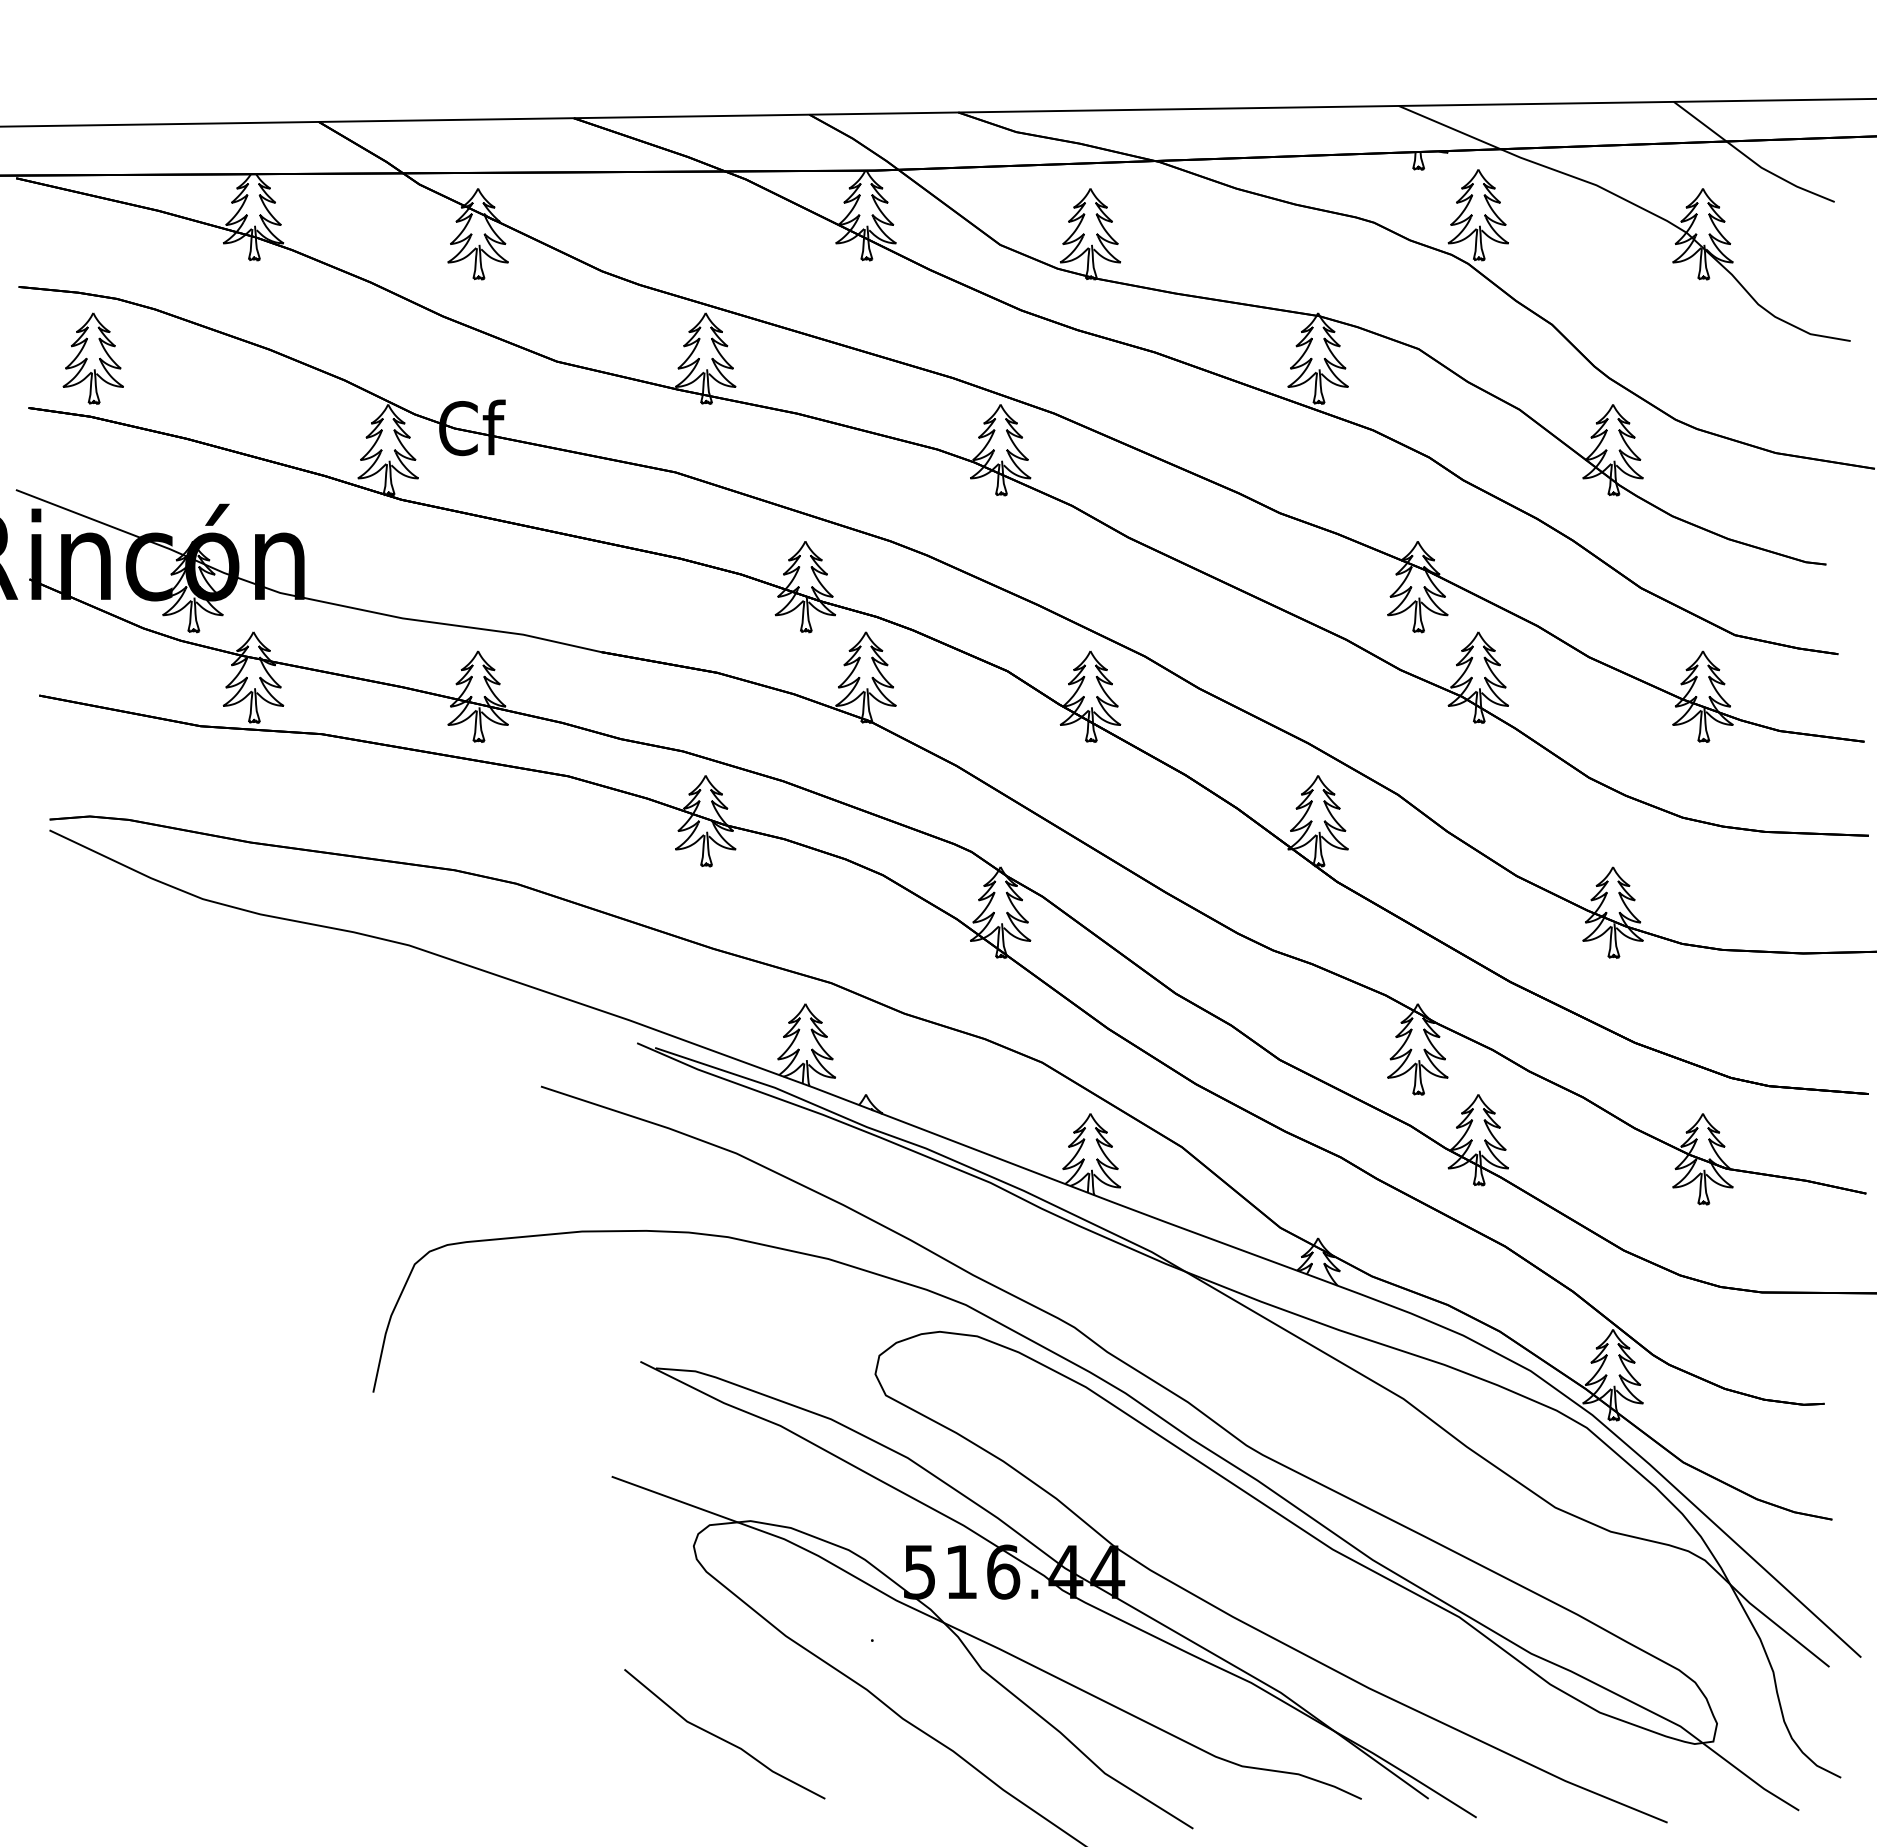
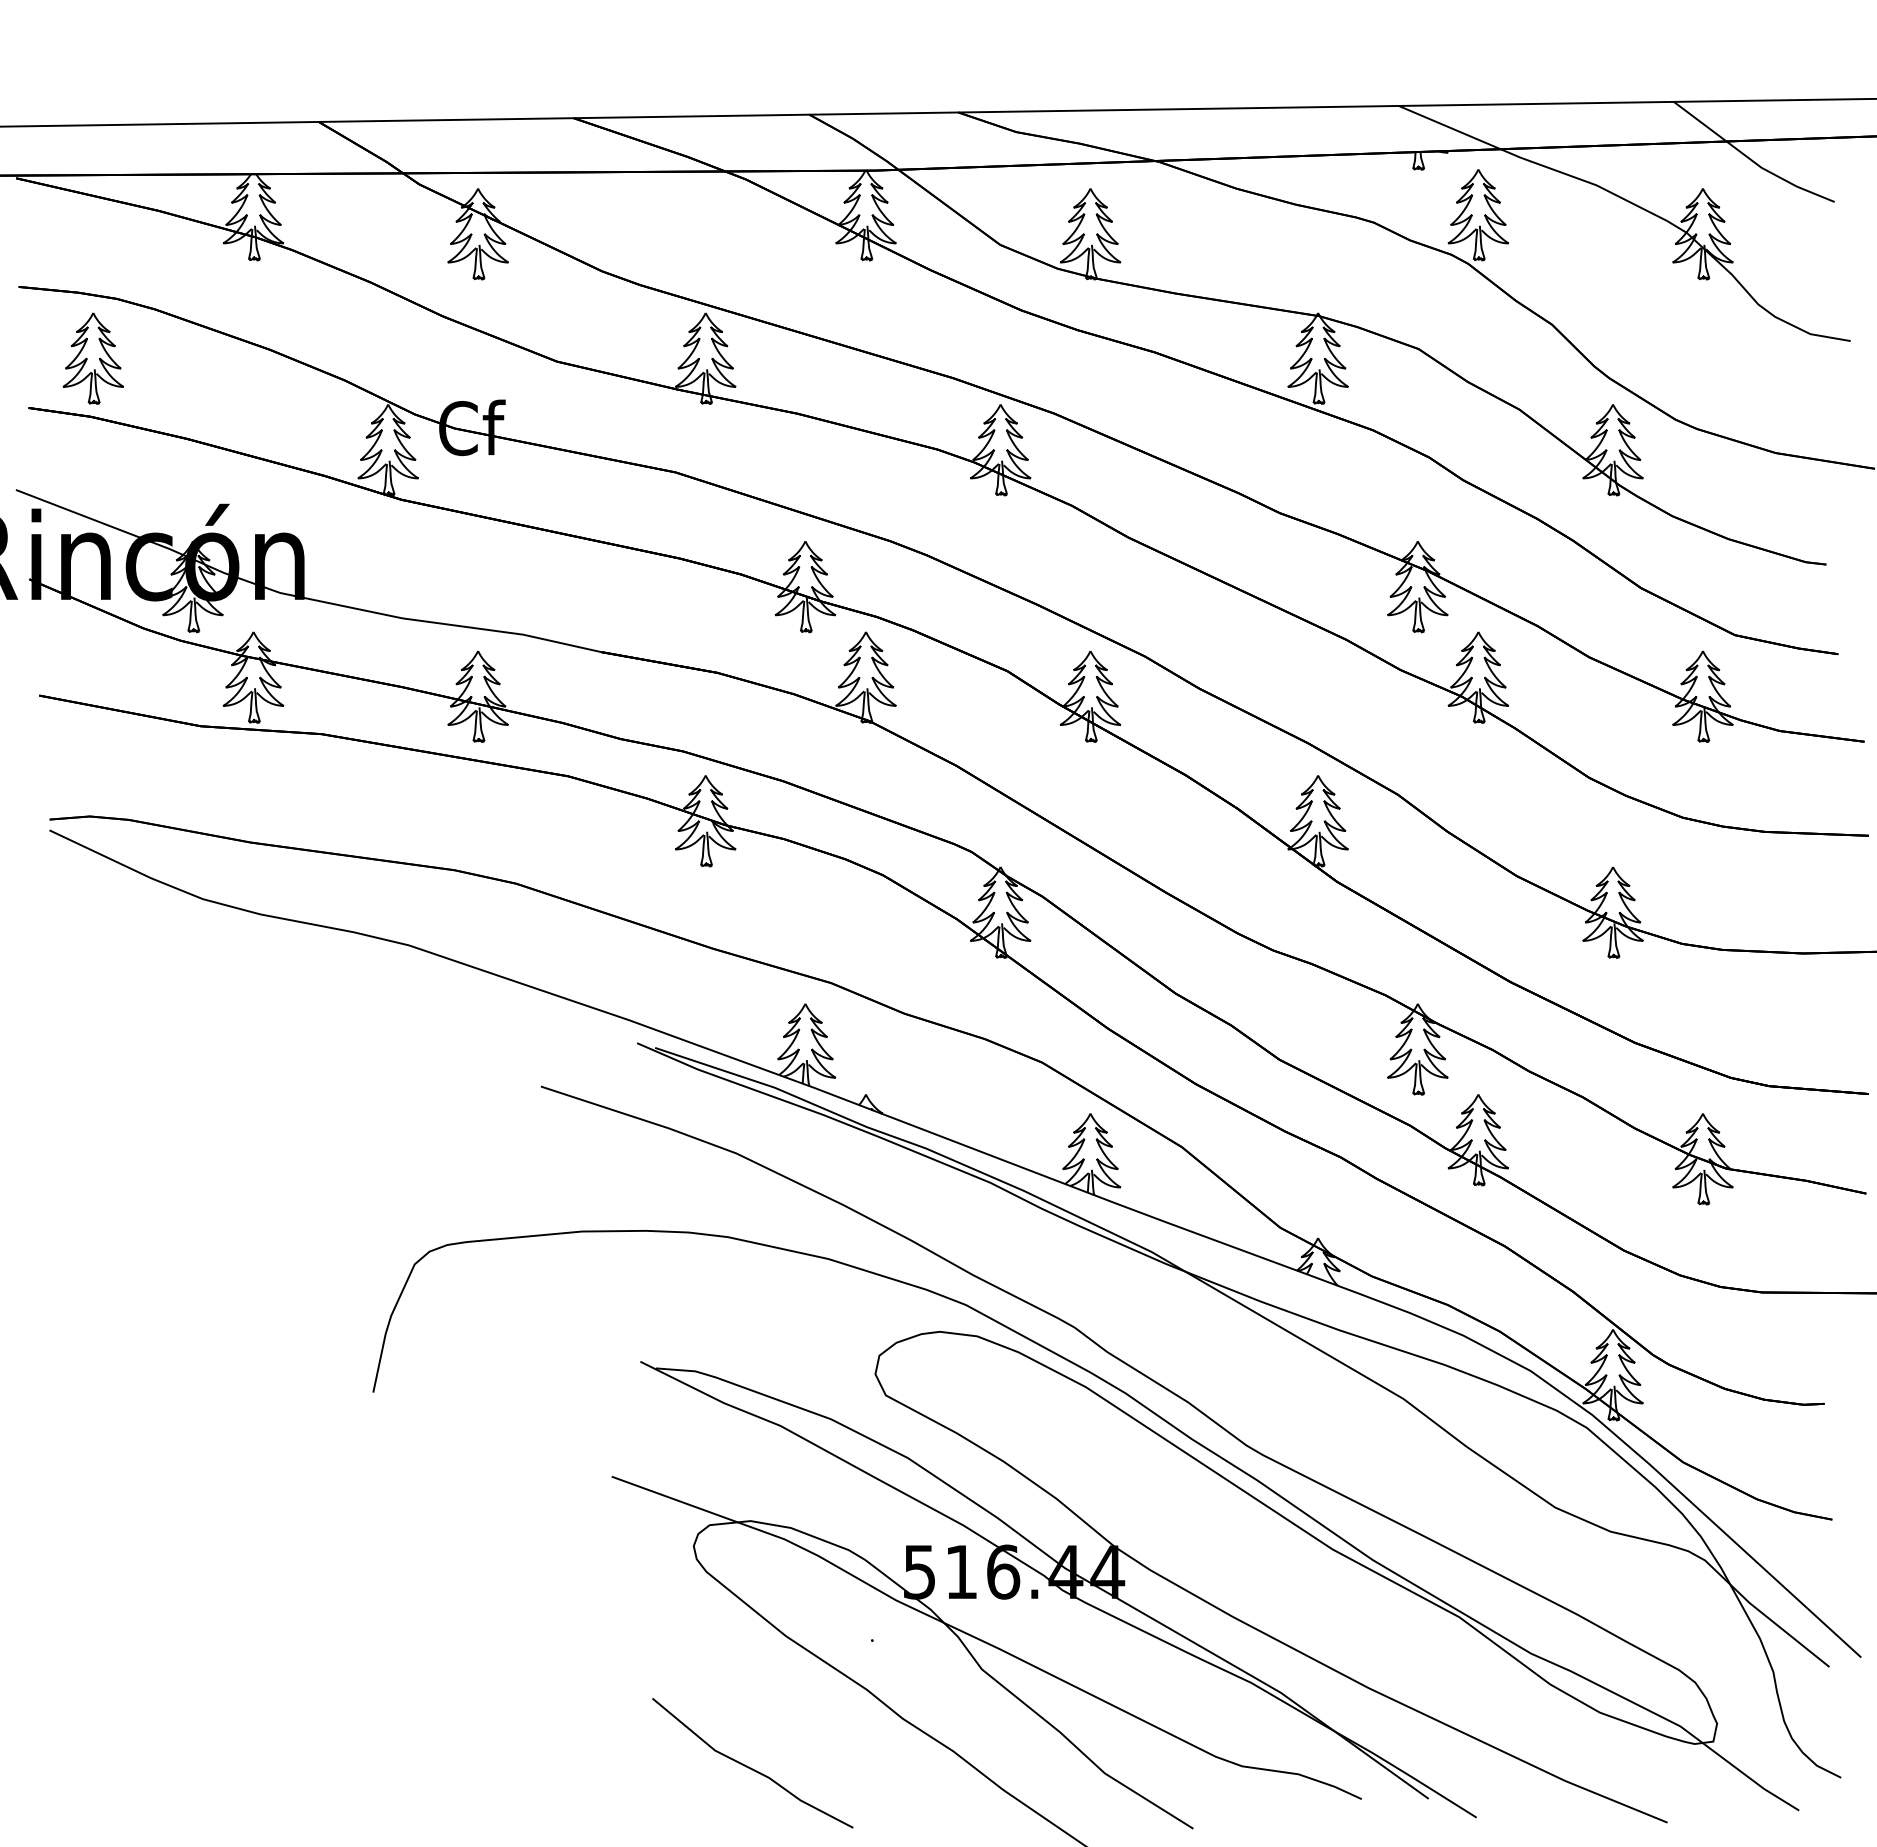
line position: (723, 1738) -> (751, 1767) (751, 1767)
